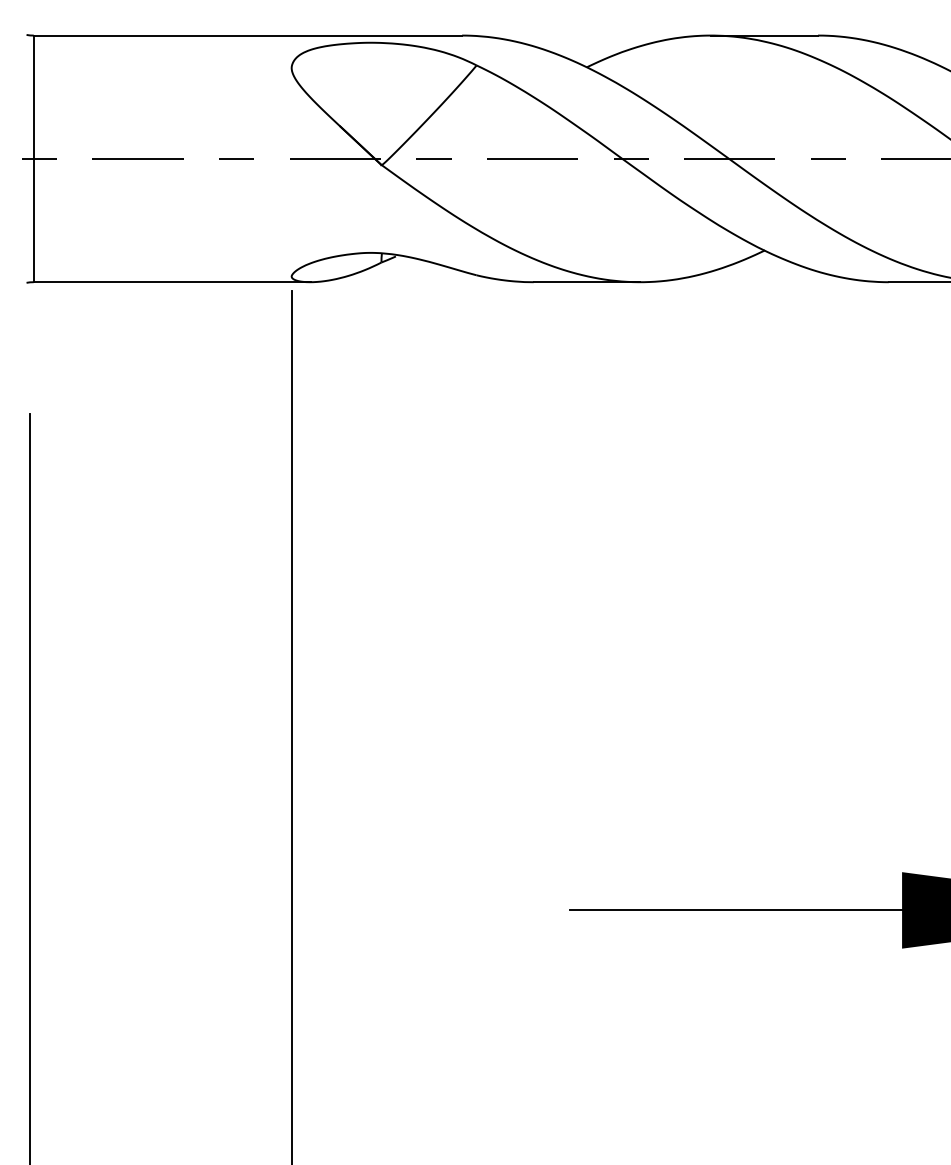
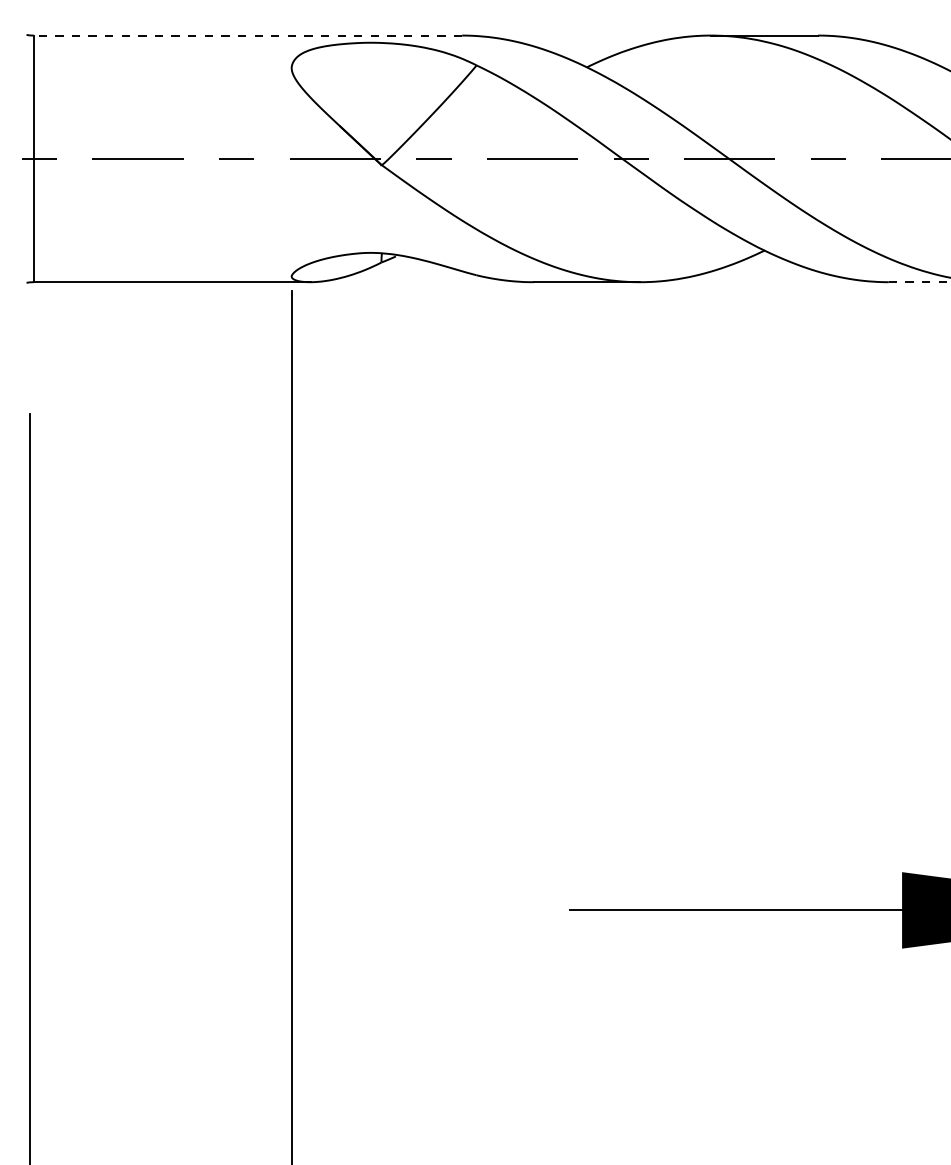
line: solid -> dashed (247, 35)
line: solid -> dashed (919, 282)
